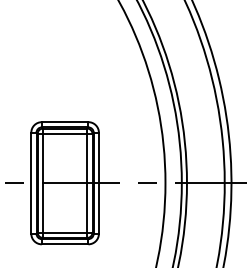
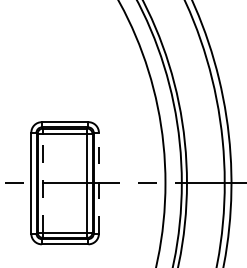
line: solid -> dashed (42, 182)
line: solid -> dashed (98, 183)
